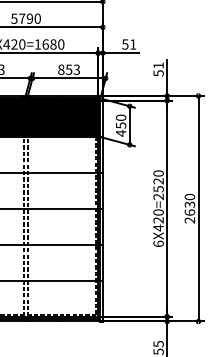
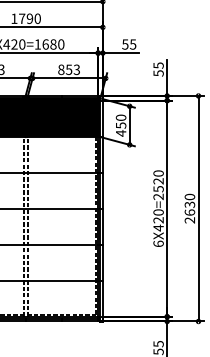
text: 5790 -> 1790 (14, 18)
text: 51 -> 55 (133, 44)
text: 51 -> 55 (158, 65)
